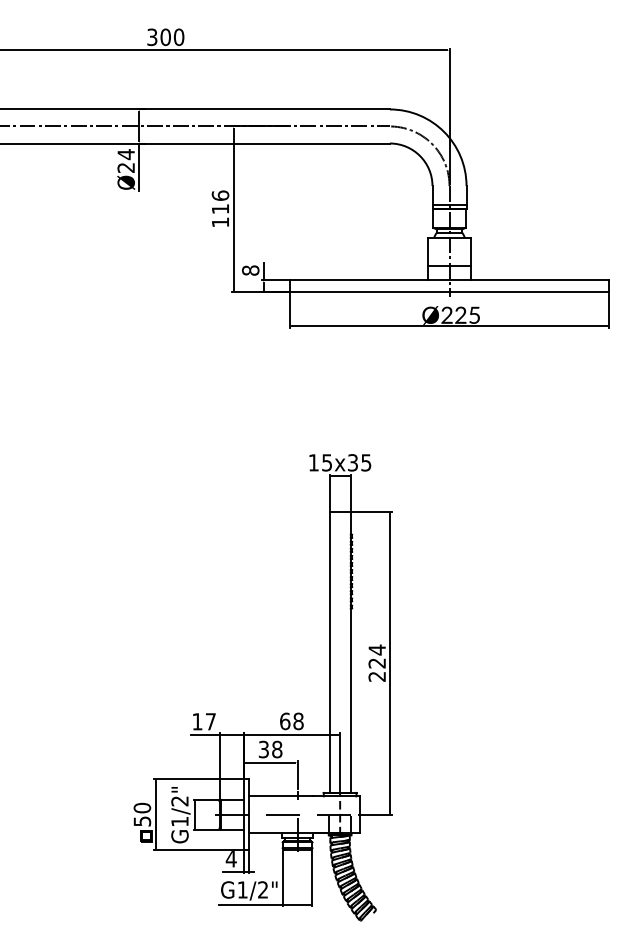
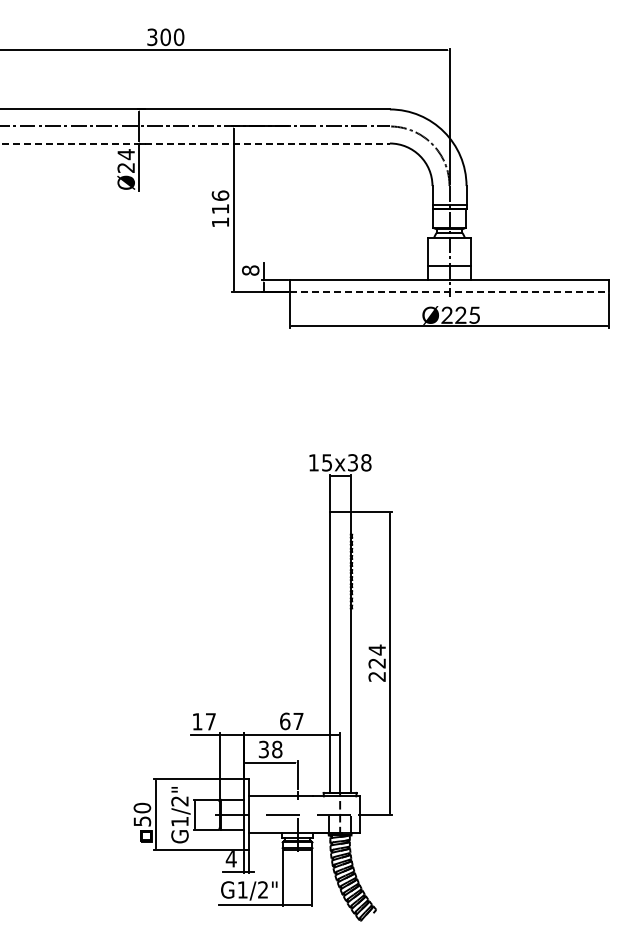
line: solid -> dashed (195, 143)
line: solid -> dashed (449, 291)
text: 15x35 -> 15x38 (366, 462)
text: 68 -> 67 (298, 721)
